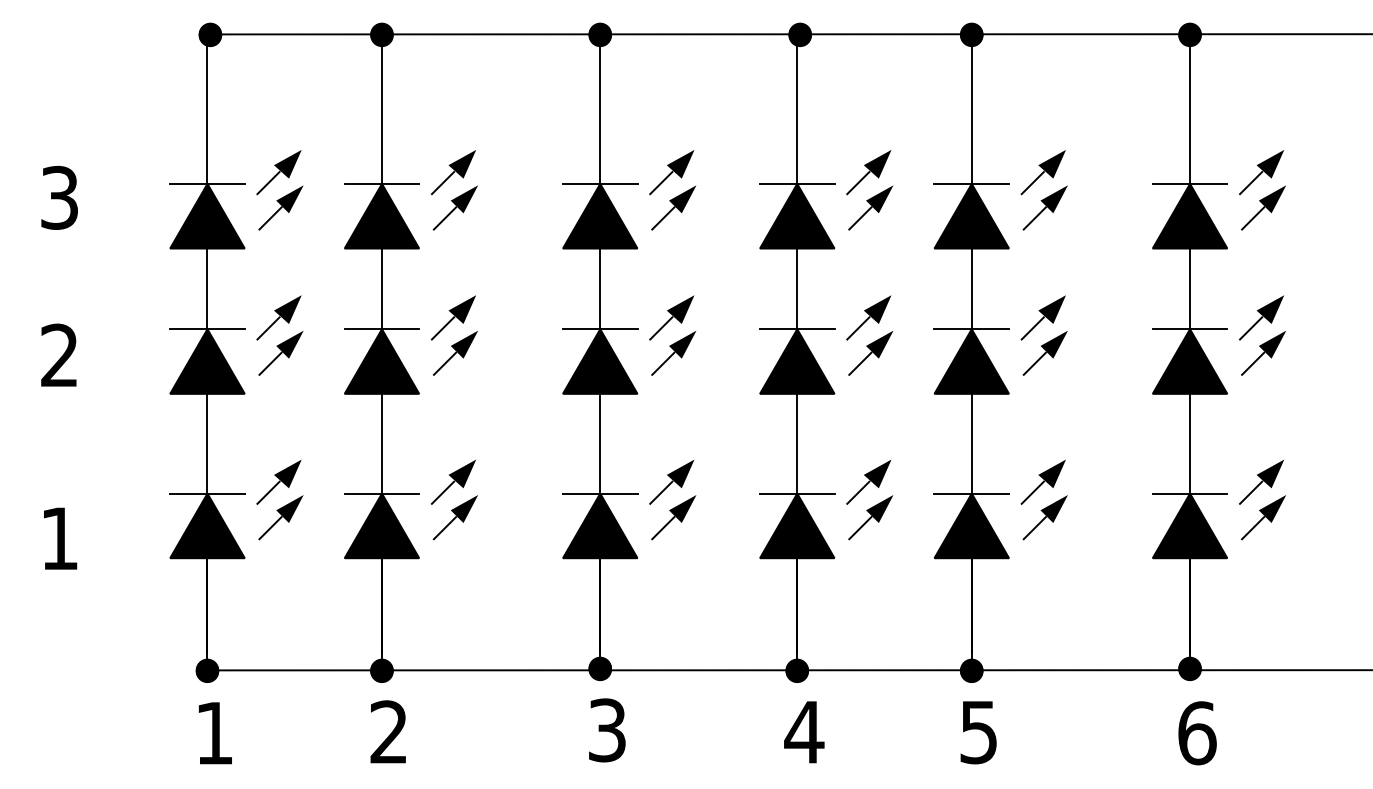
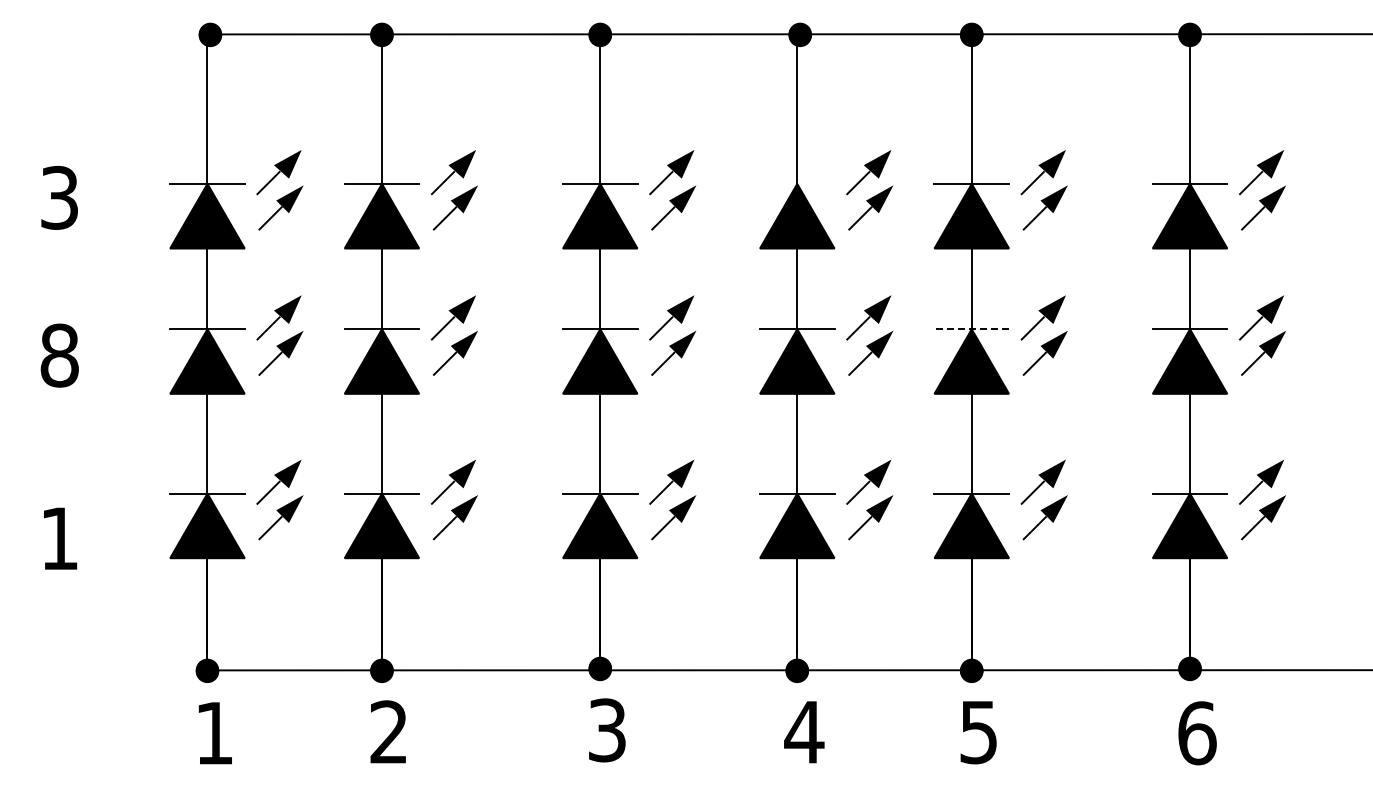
line: present -> none (797, 183)
line: solid -> dashed (971, 329)
text: 2 -> 8 (59, 355)
